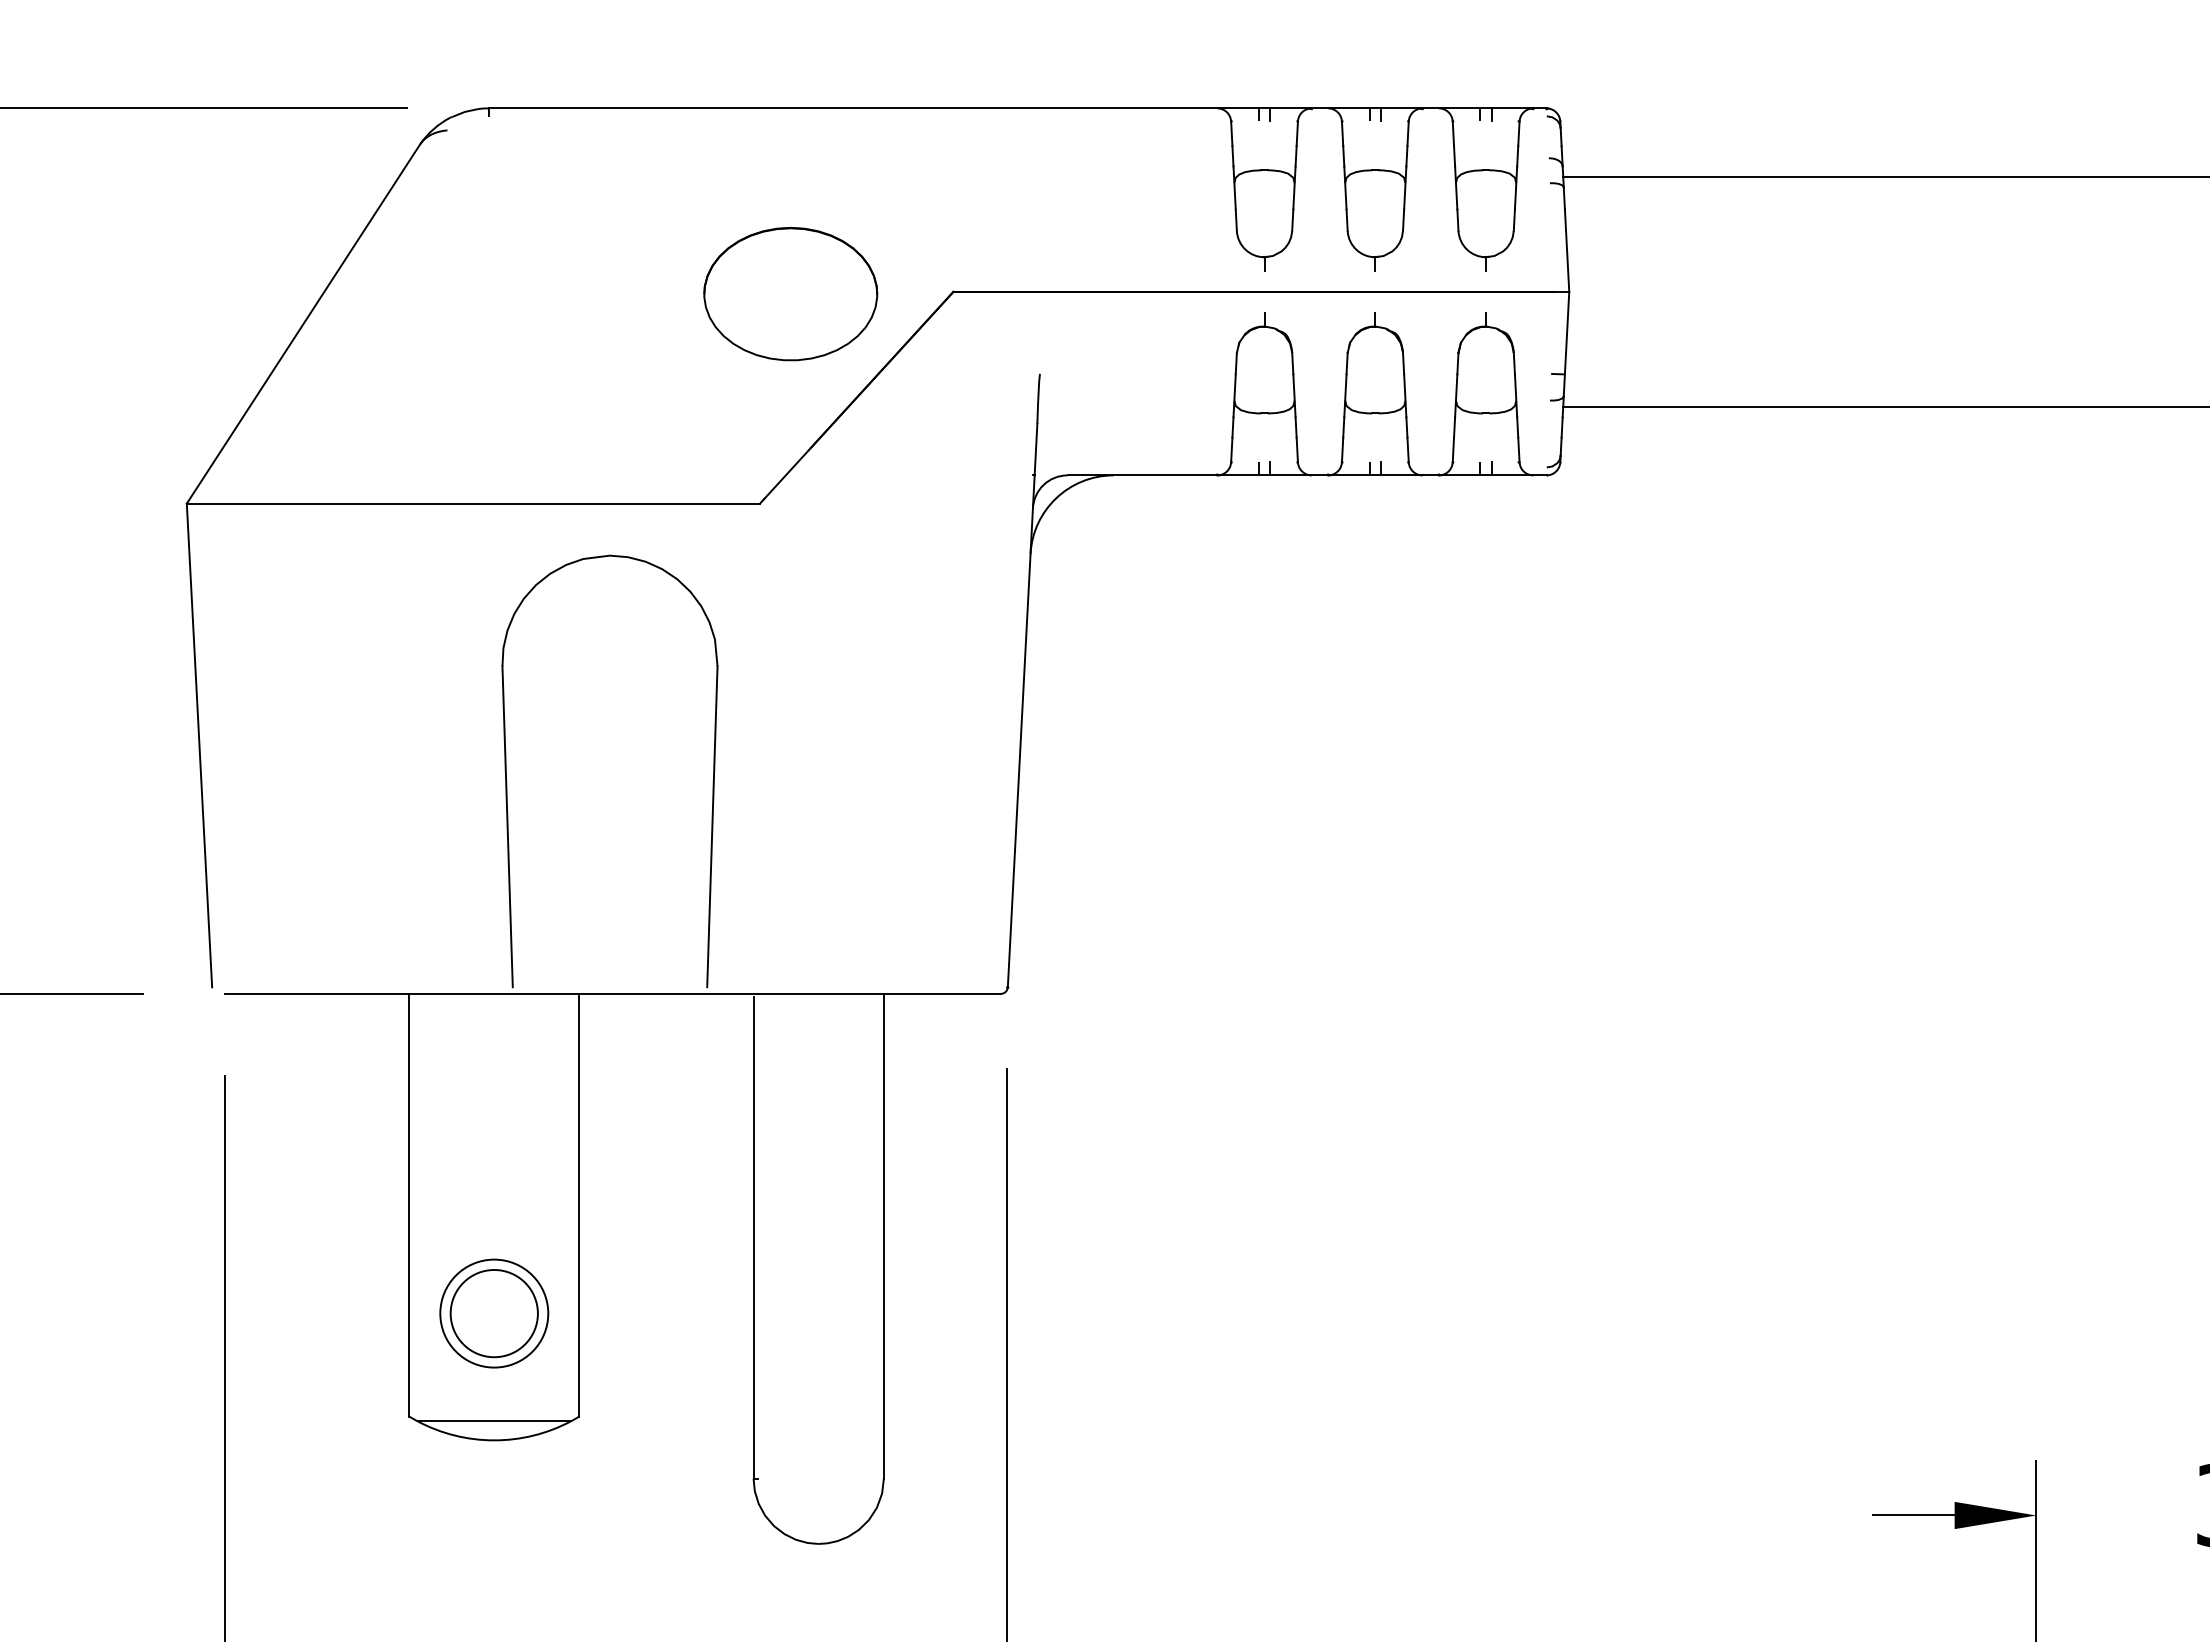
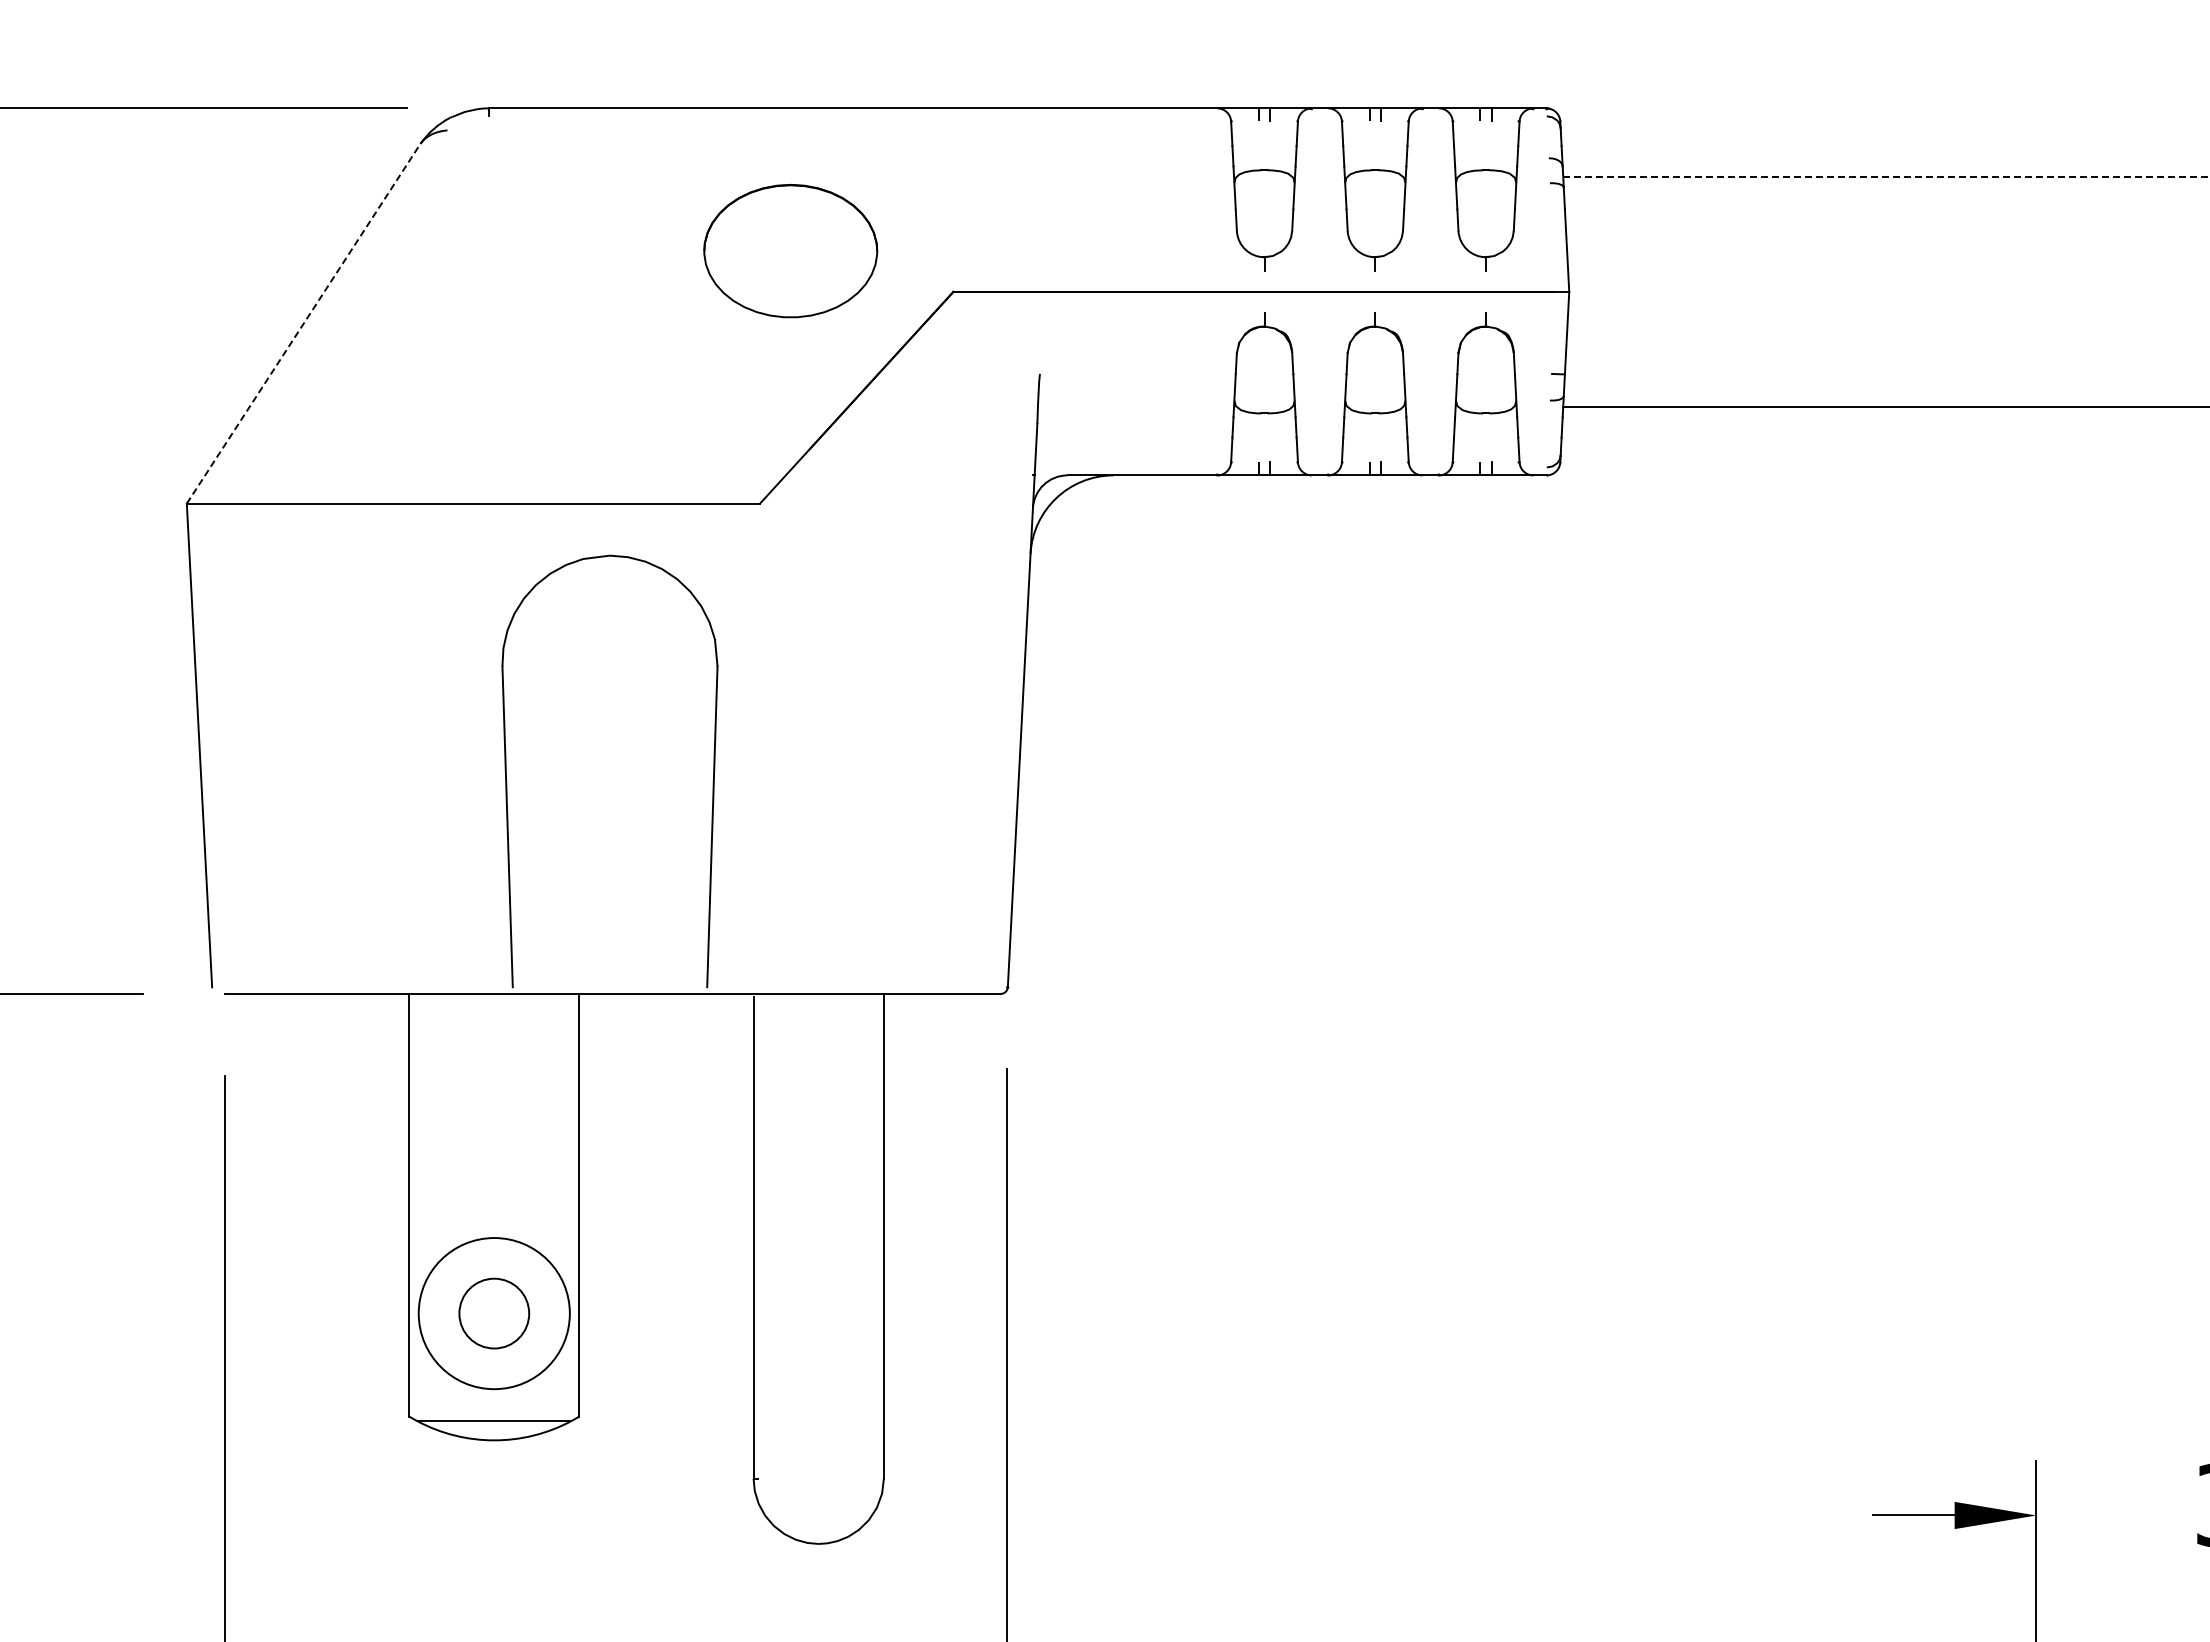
line: solid -> dashed (1886, 176)
part position: (790, 294) -> (790, 251) (790, 251)
line: solid -> dashed (303, 323)
circle diameter: 87 px -> 70 px (494, 1313)
circle diameter: 108 px -> 151 px (493, 1313)
